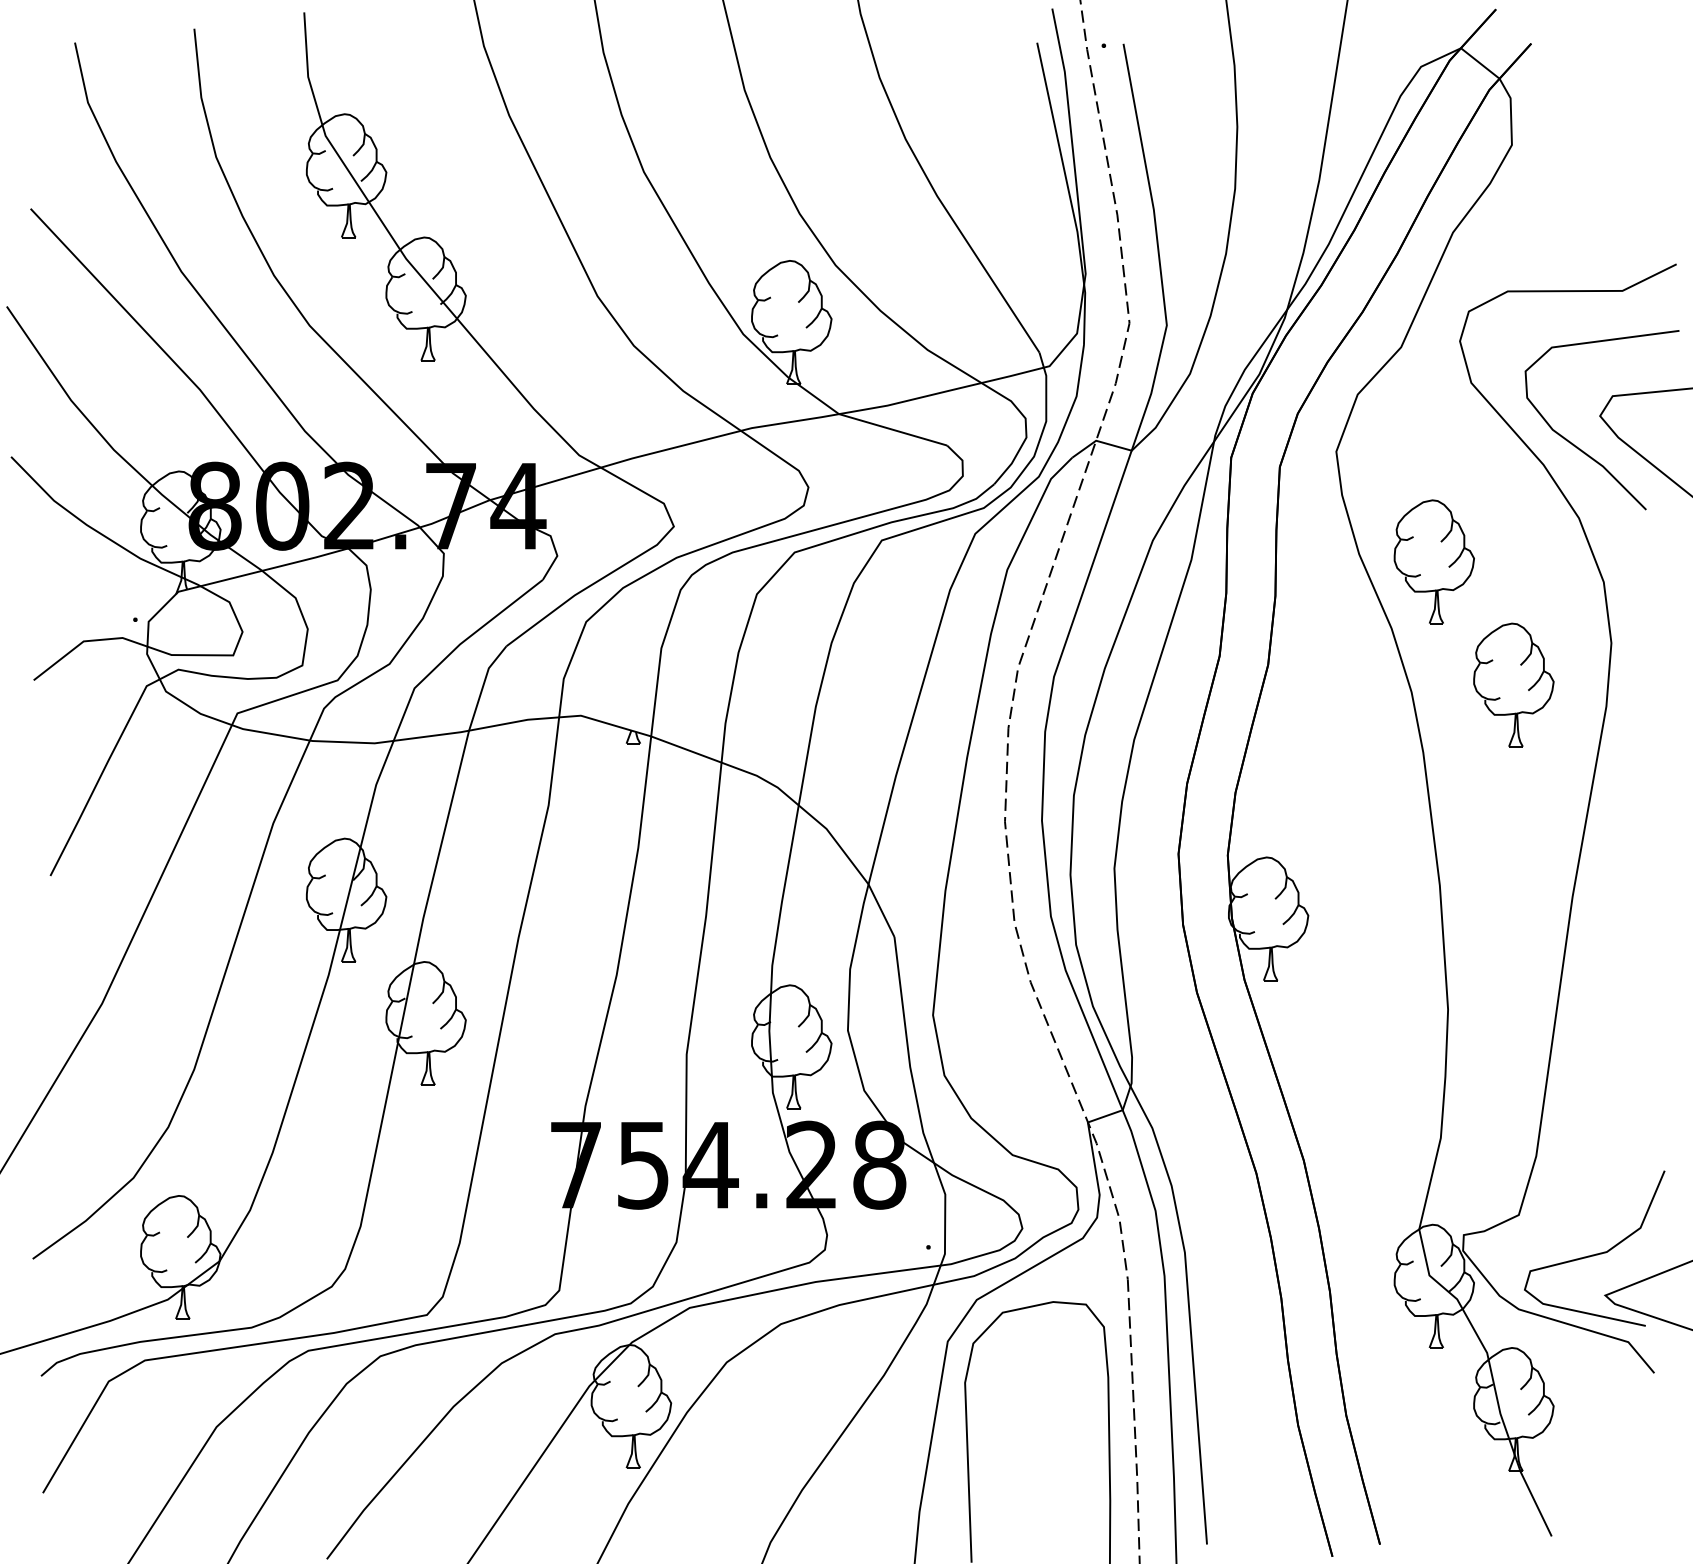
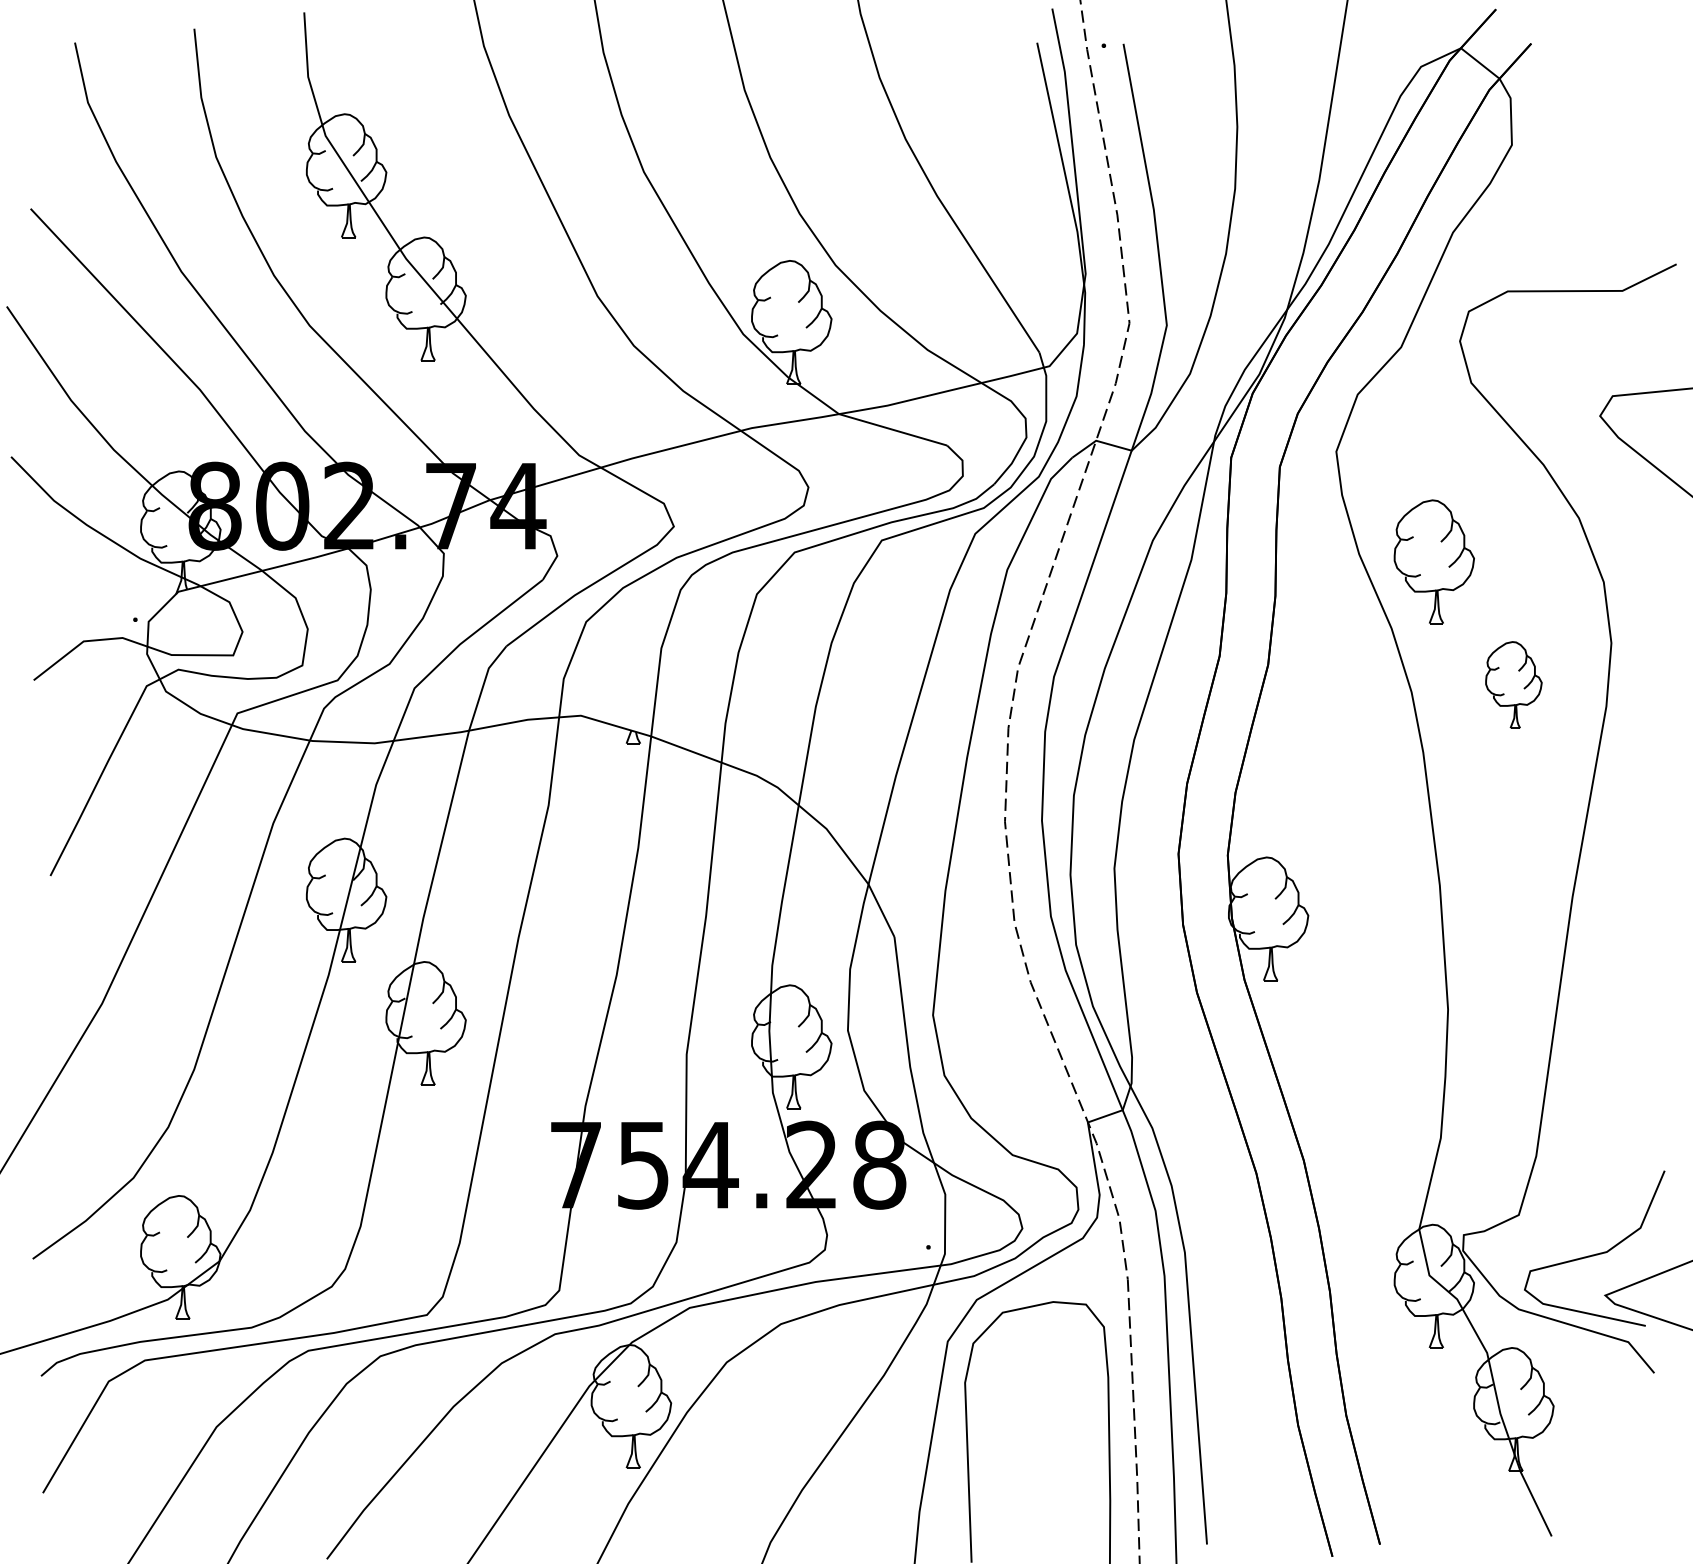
curve: present -> none (1580, 448)
part size: 82x126 px -> 58x88 px (1513, 684)
